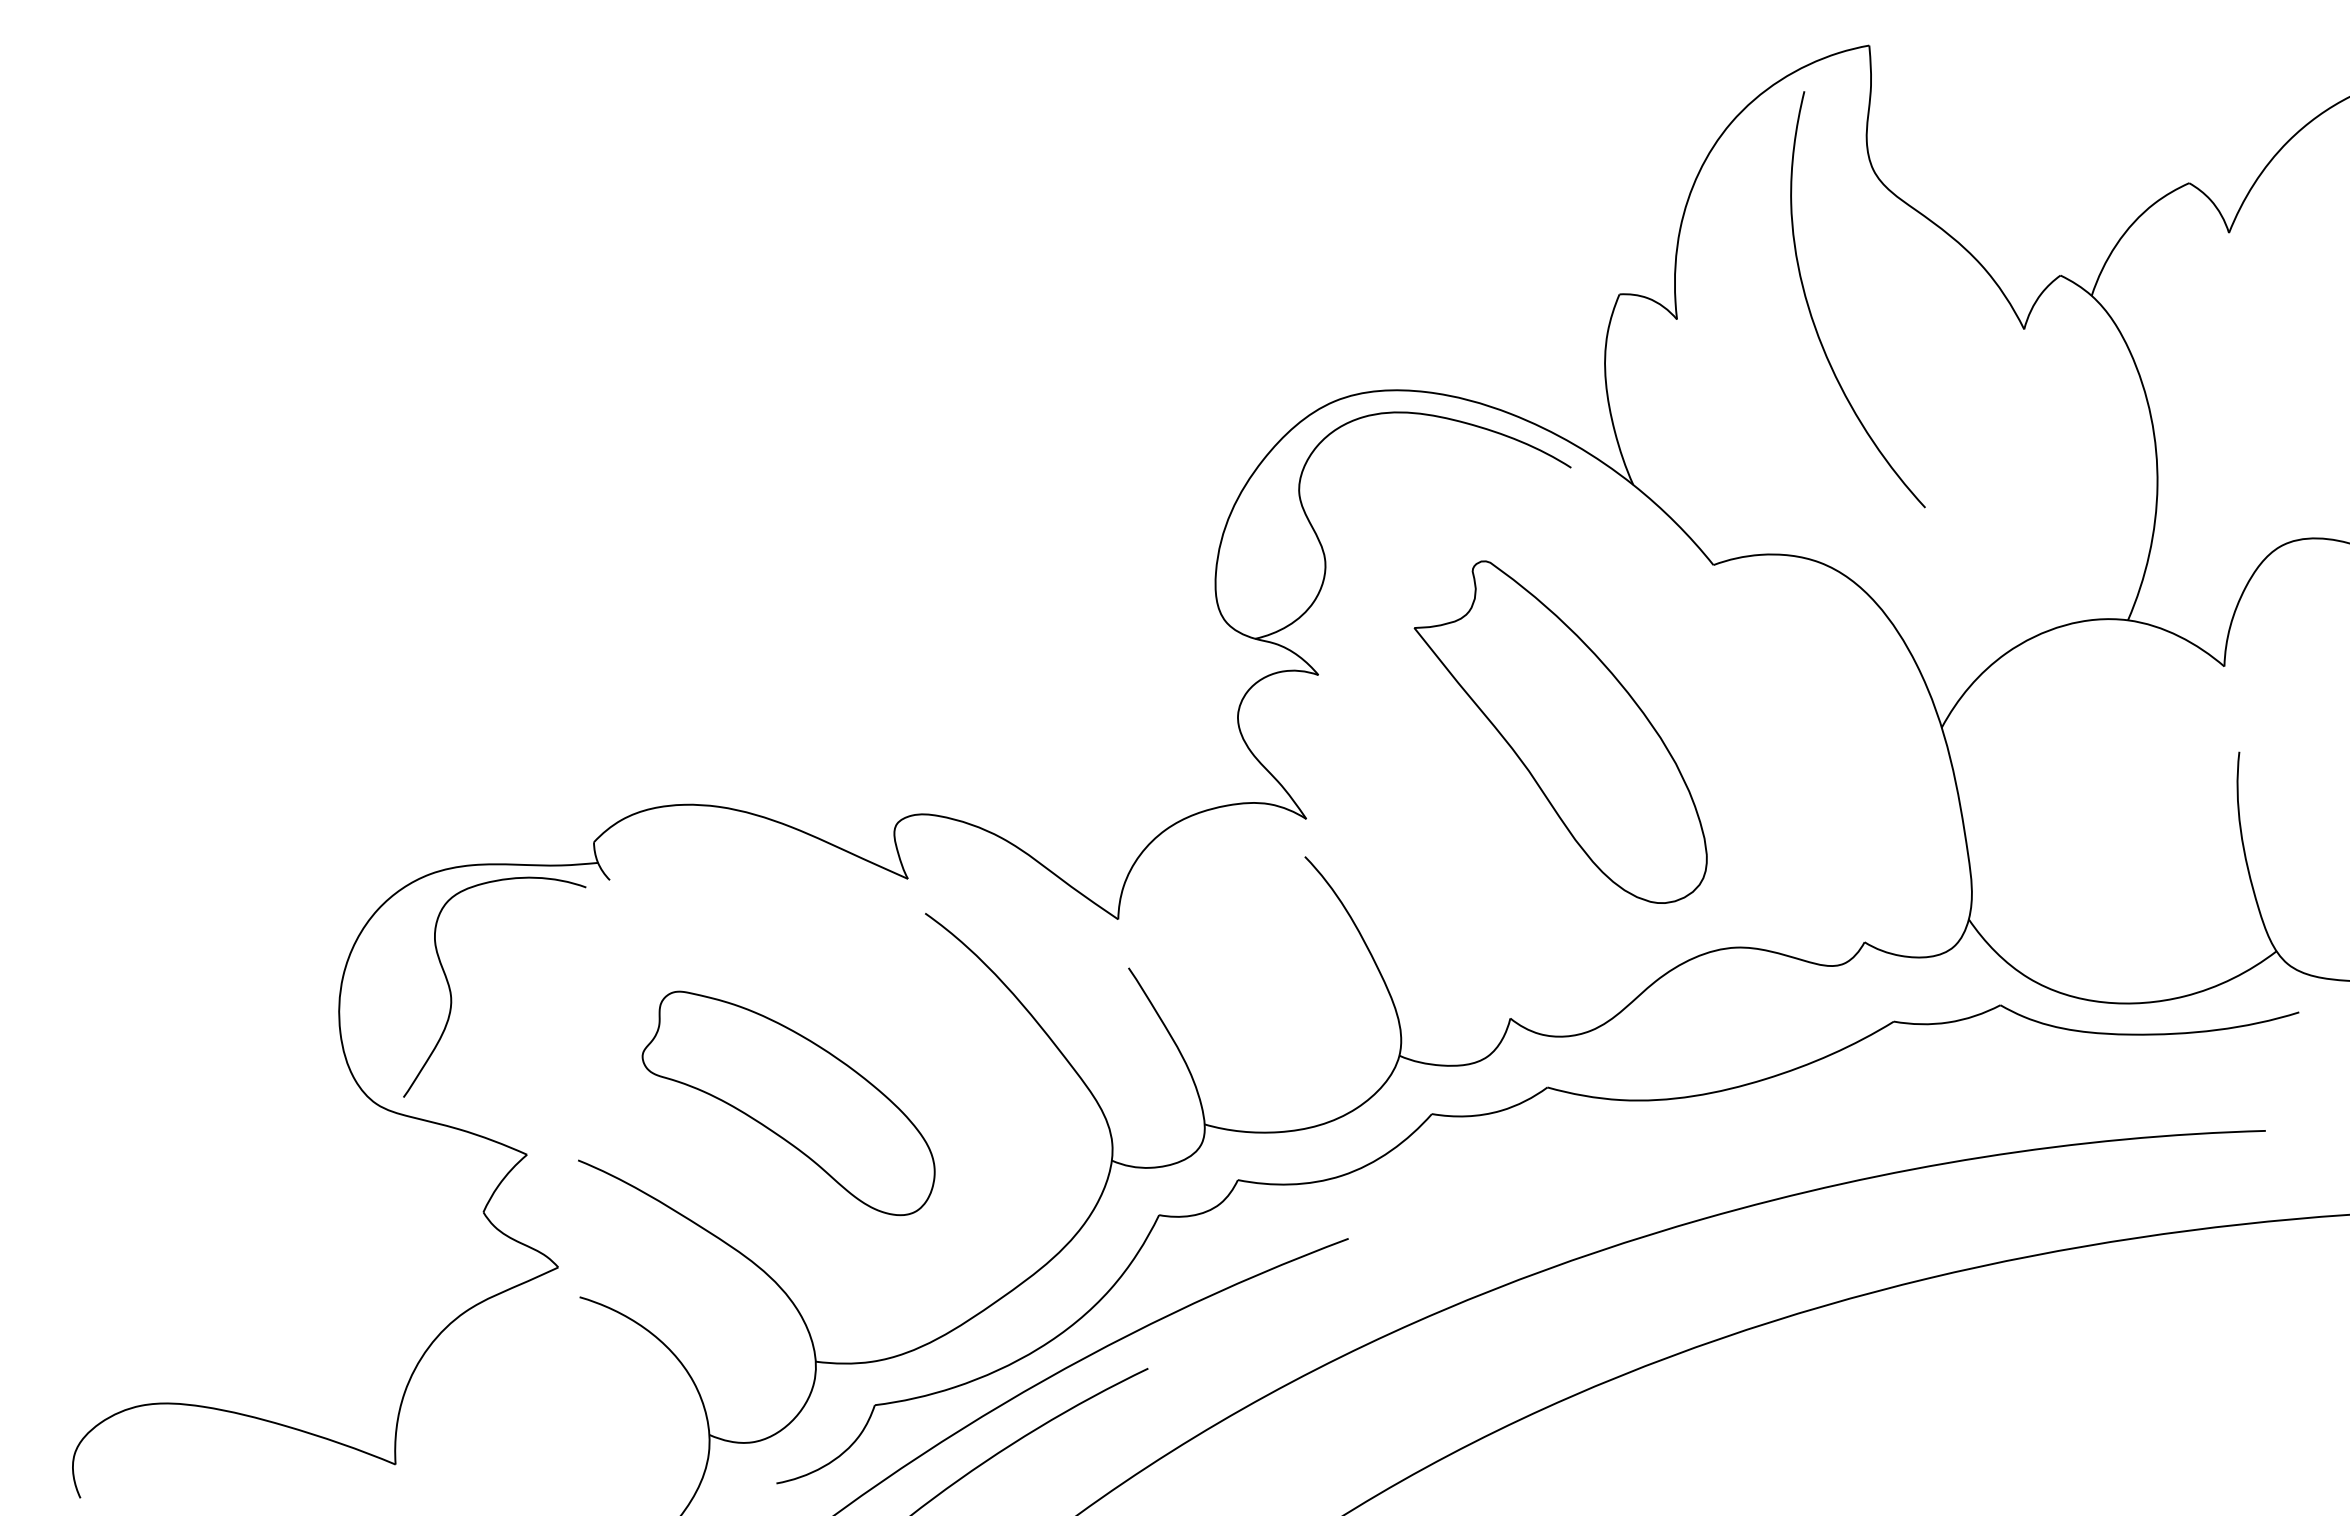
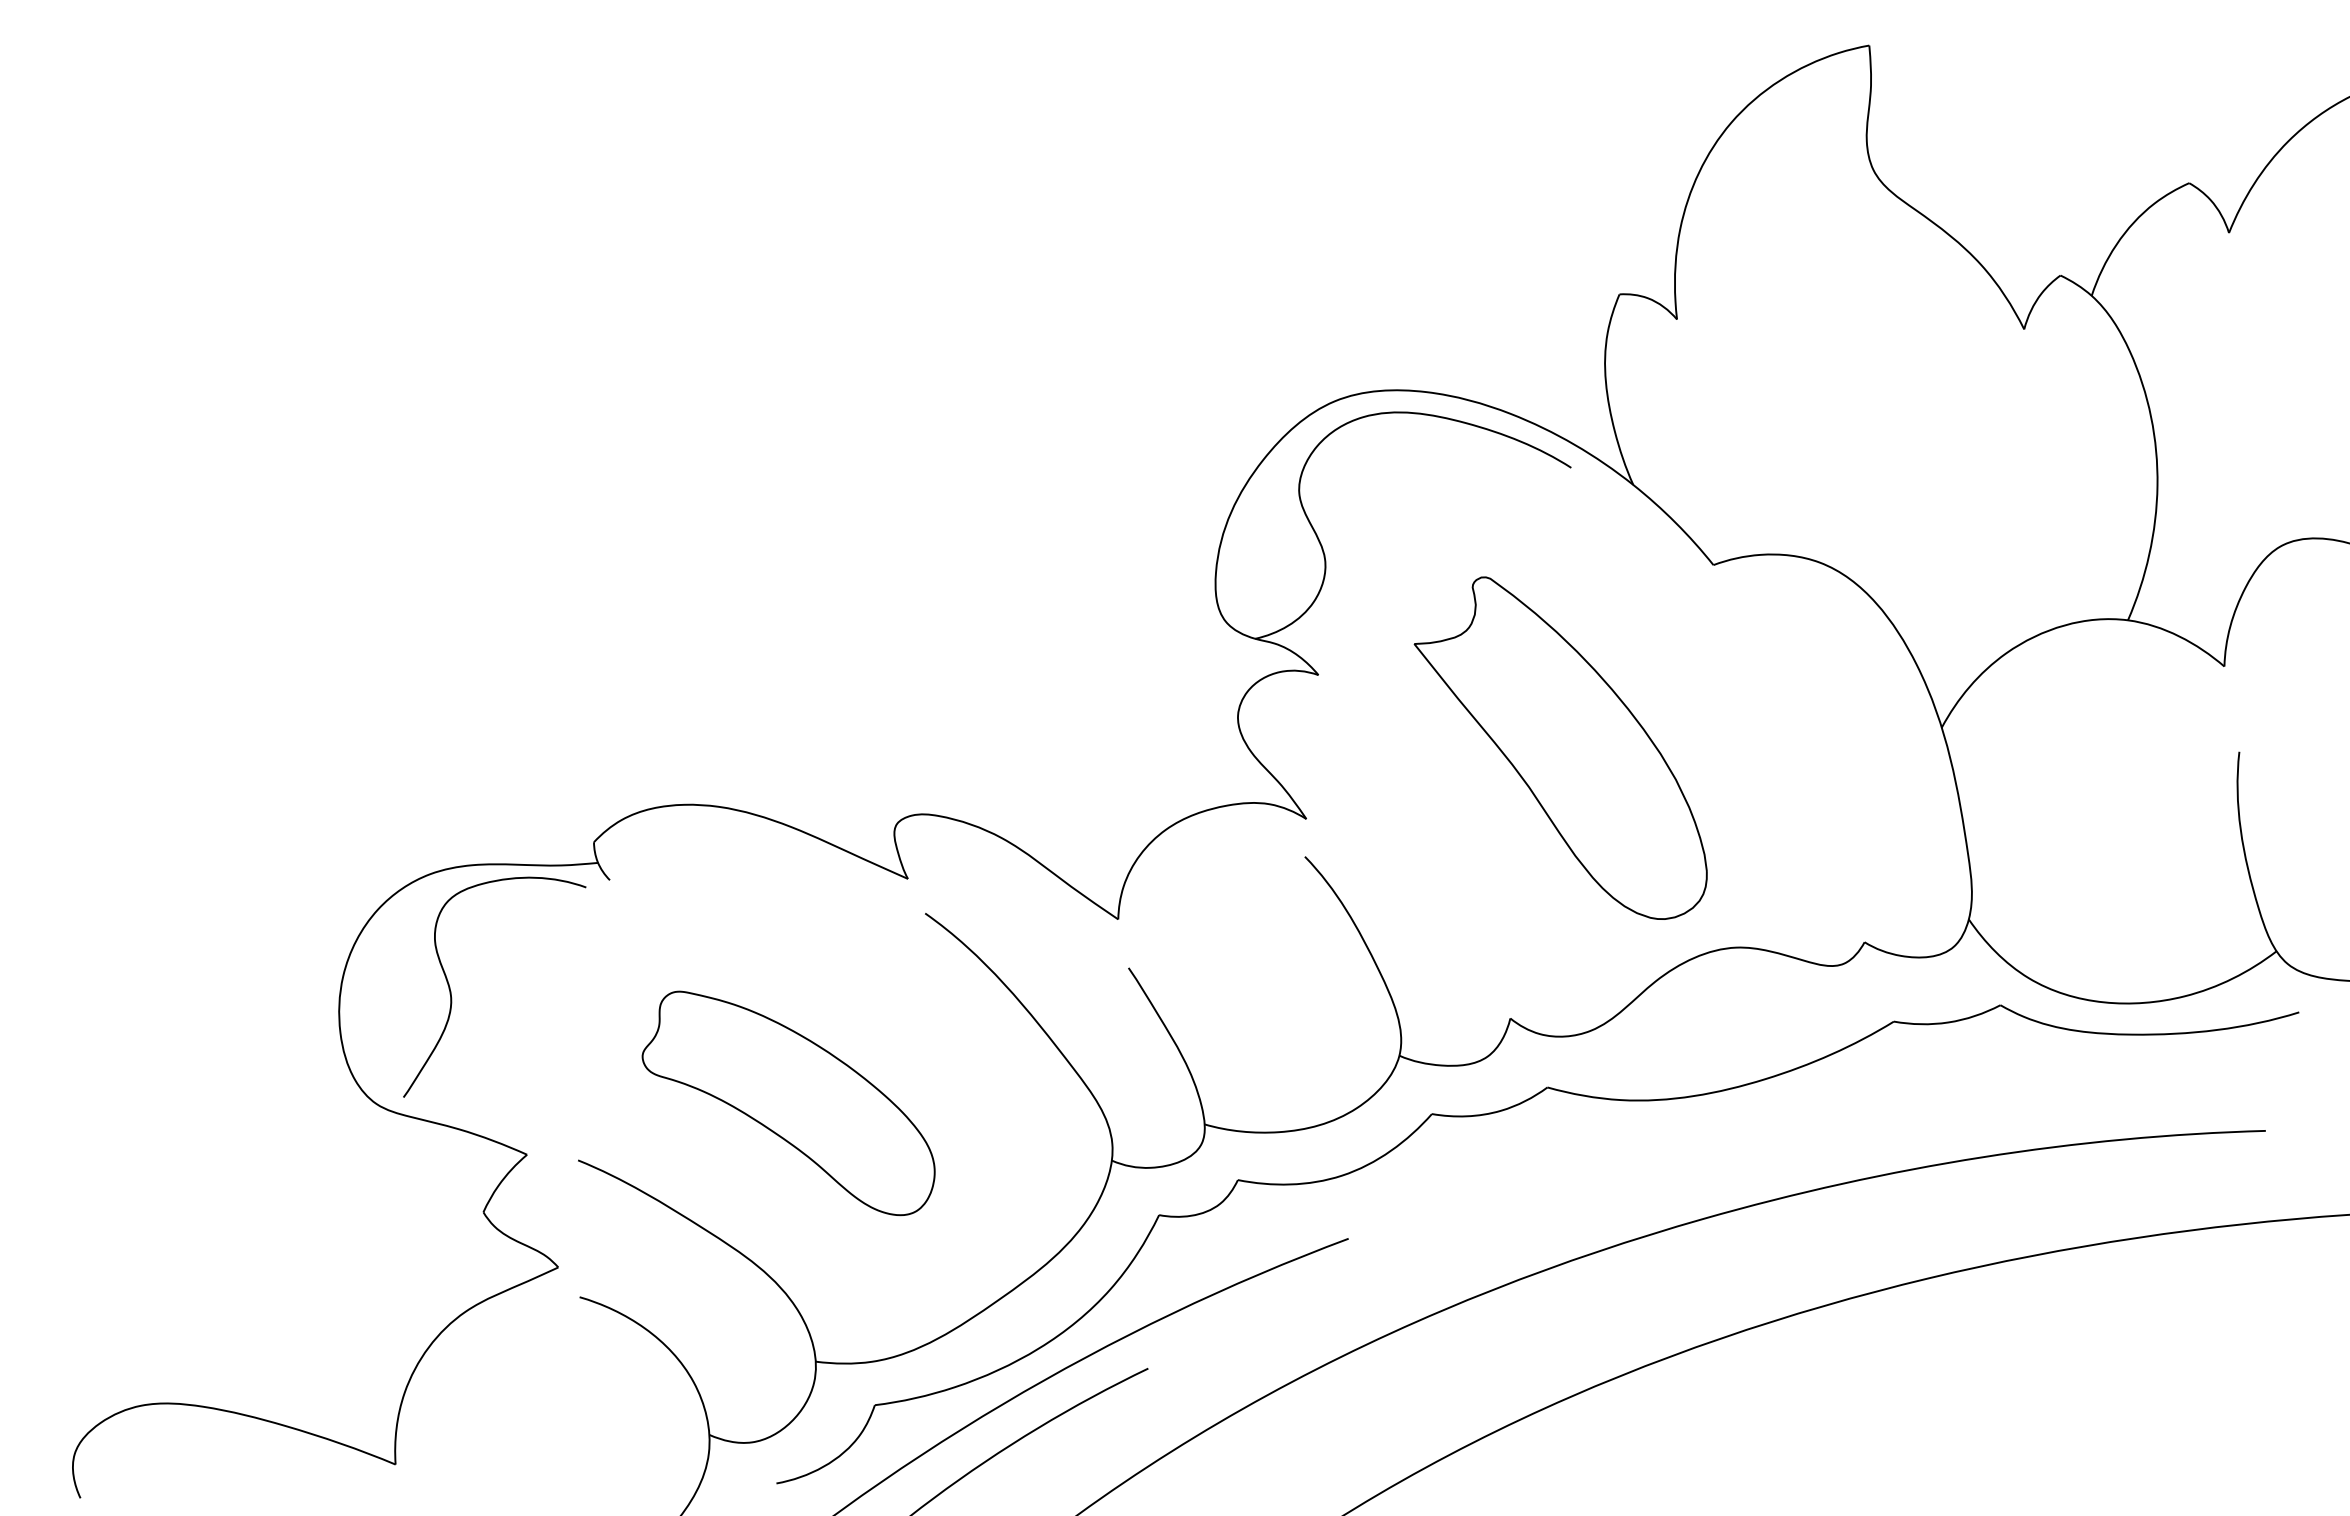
curve: present -> none (1812, 315)
part position: (1560, 731) -> (1560, 747) (1560, 747)
